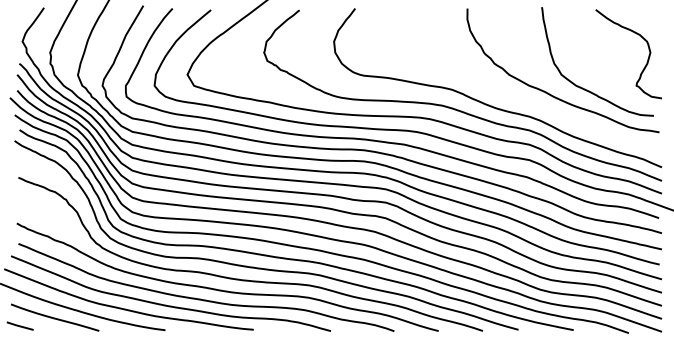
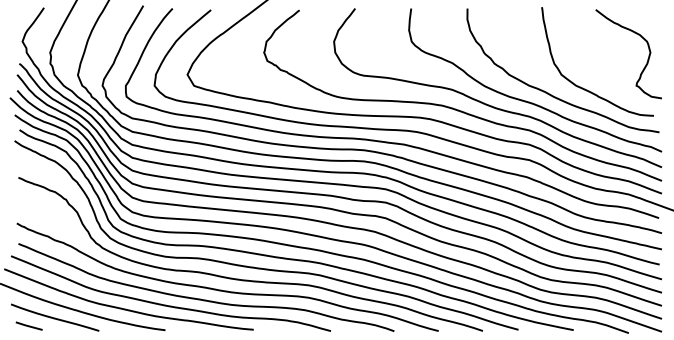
curve: none -> present (529, 101)
line position: (19, 325) -> (28, 325) (28, 325)
